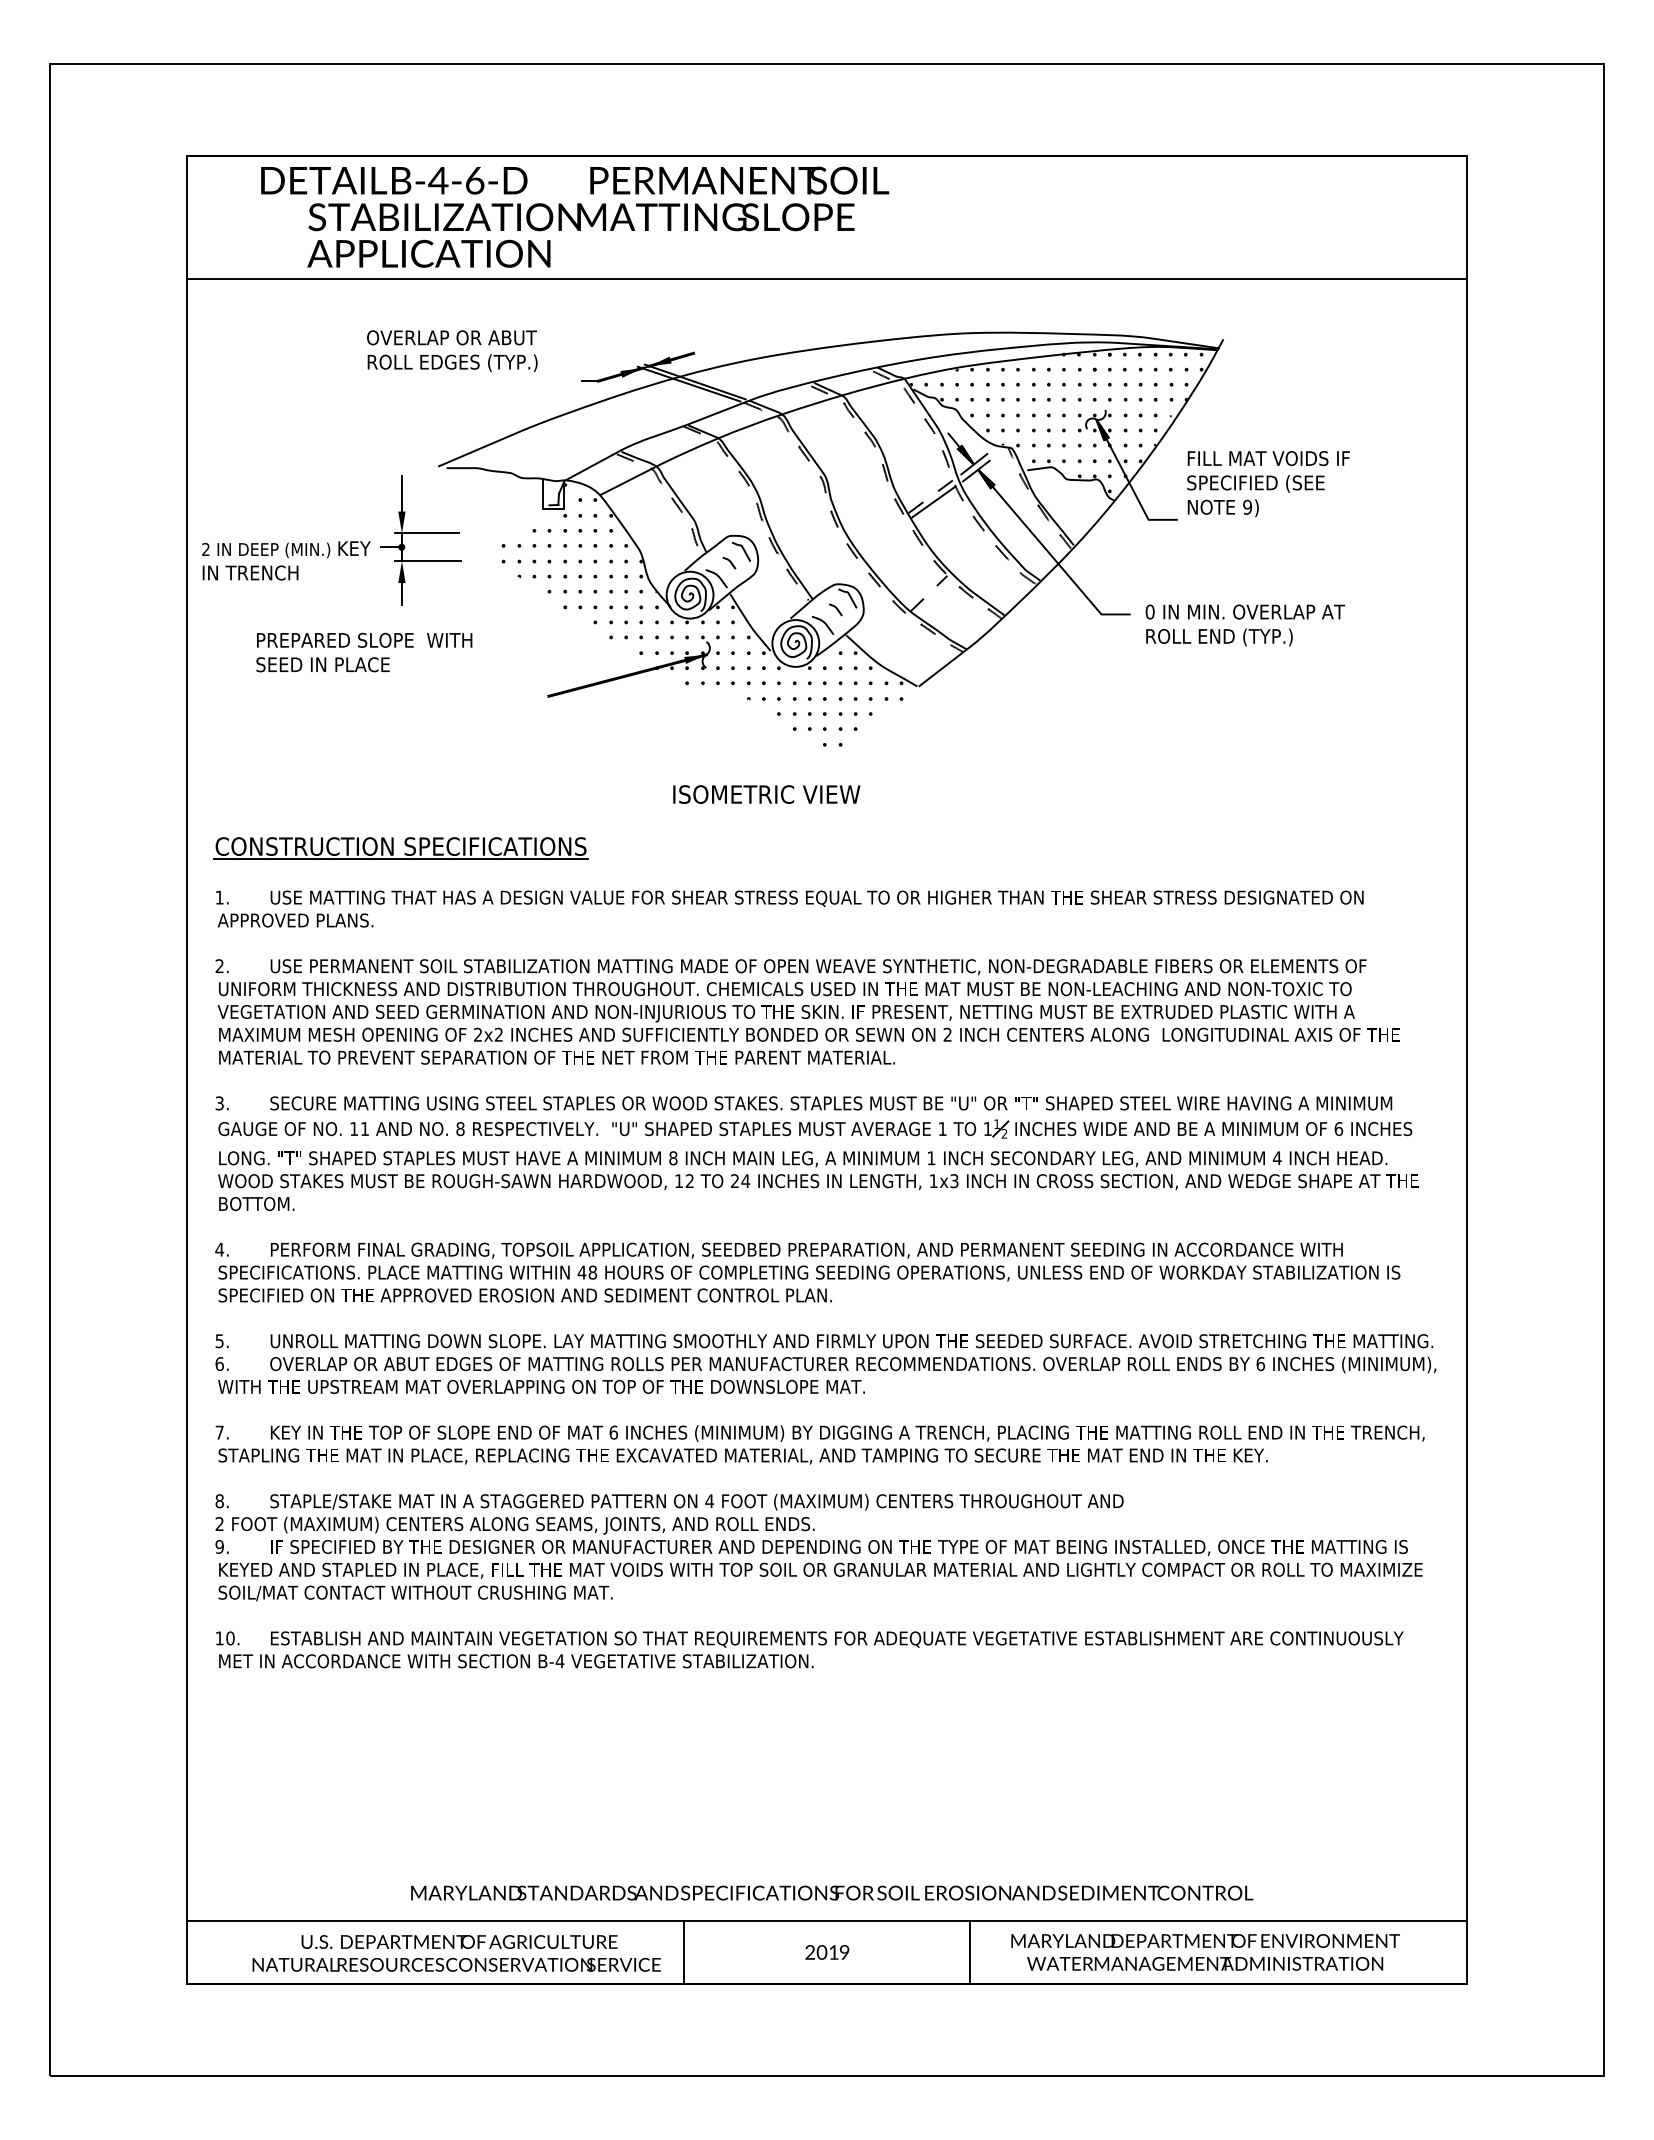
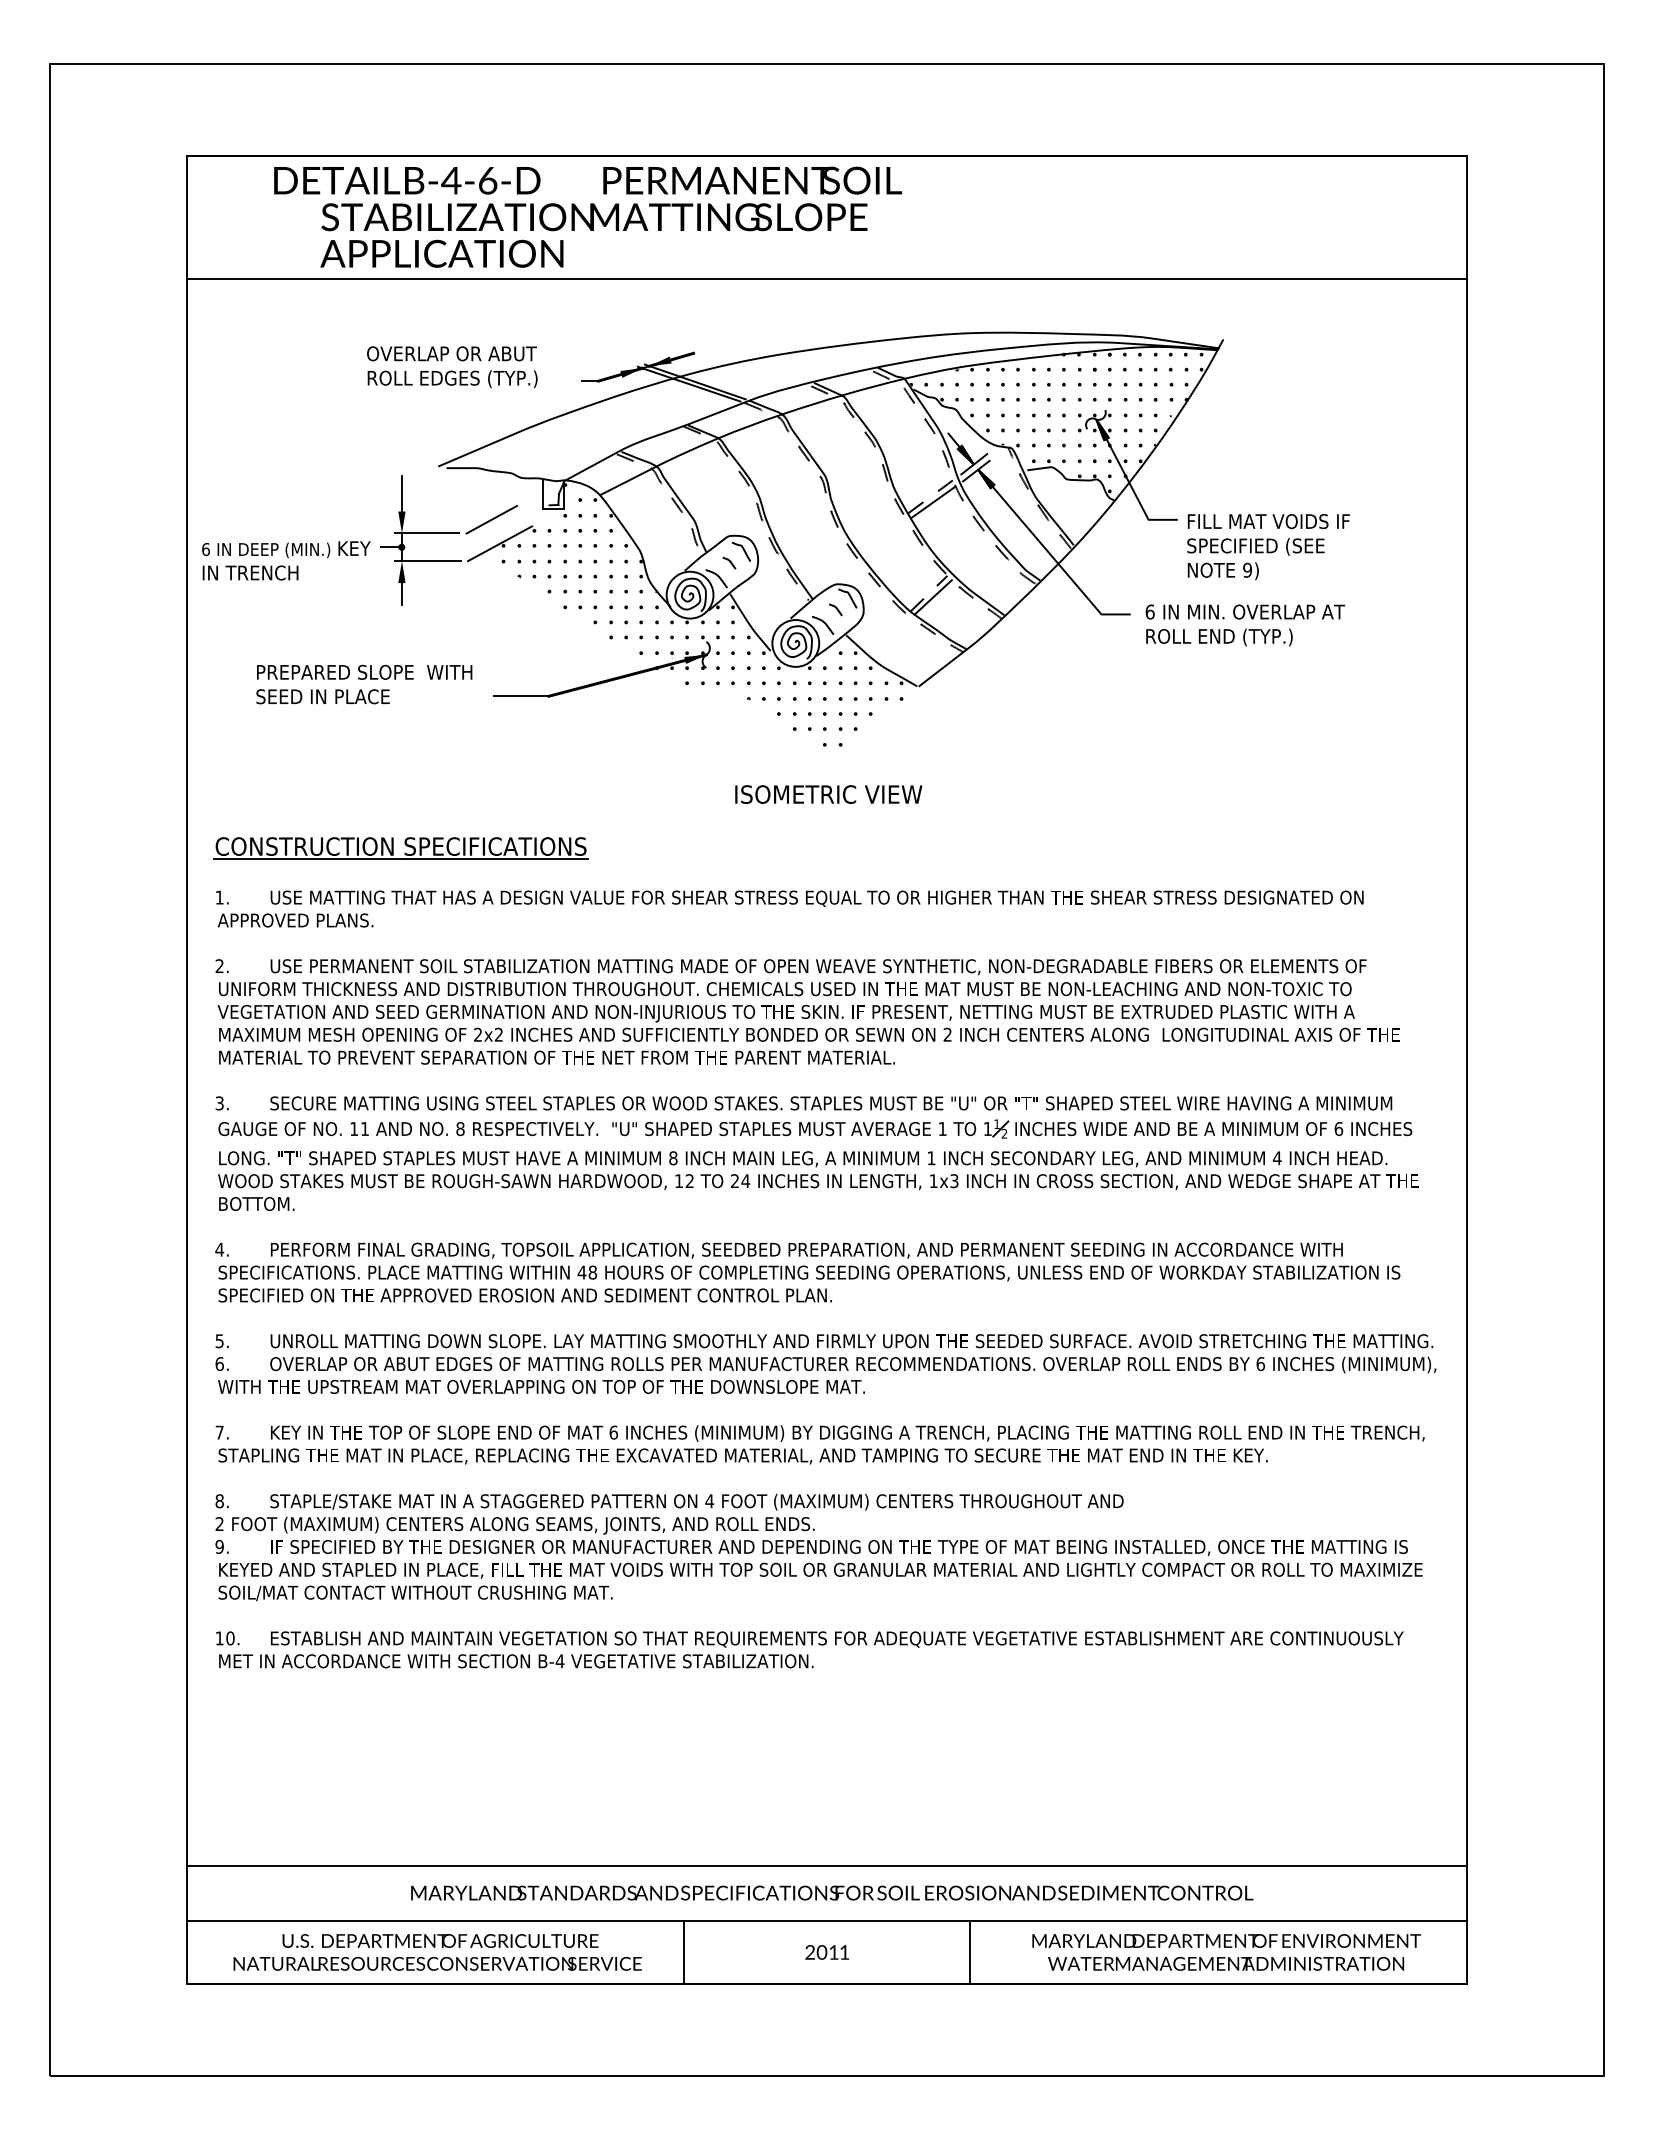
text position: (575, 216) -> (588, 216) (588, 216)
text position: (452, 351) -> (452, 367) (452, 367)
text position: (1268, 484) -> (1268, 547) (1268, 547)
line: none -> present (491, 519)
line: none -> present (500, 543)
text: 2 -> 6 (205, 549)
line: none -> present (932, 597)
text: 0 -> 6 (1149, 611)
text position: (364, 652) -> (364, 684) (364, 684)
line: none -> present (520, 696)
text position: (766, 794) -> (828, 794) (828, 794)
line: none -> present (826, 1865)
text: 9 -> 1 (844, 1952)
text position: (1205, 1952) -> (1226, 1952) (1226, 1952)
text position: (456, 1953) -> (437, 1952) (437, 1952)
